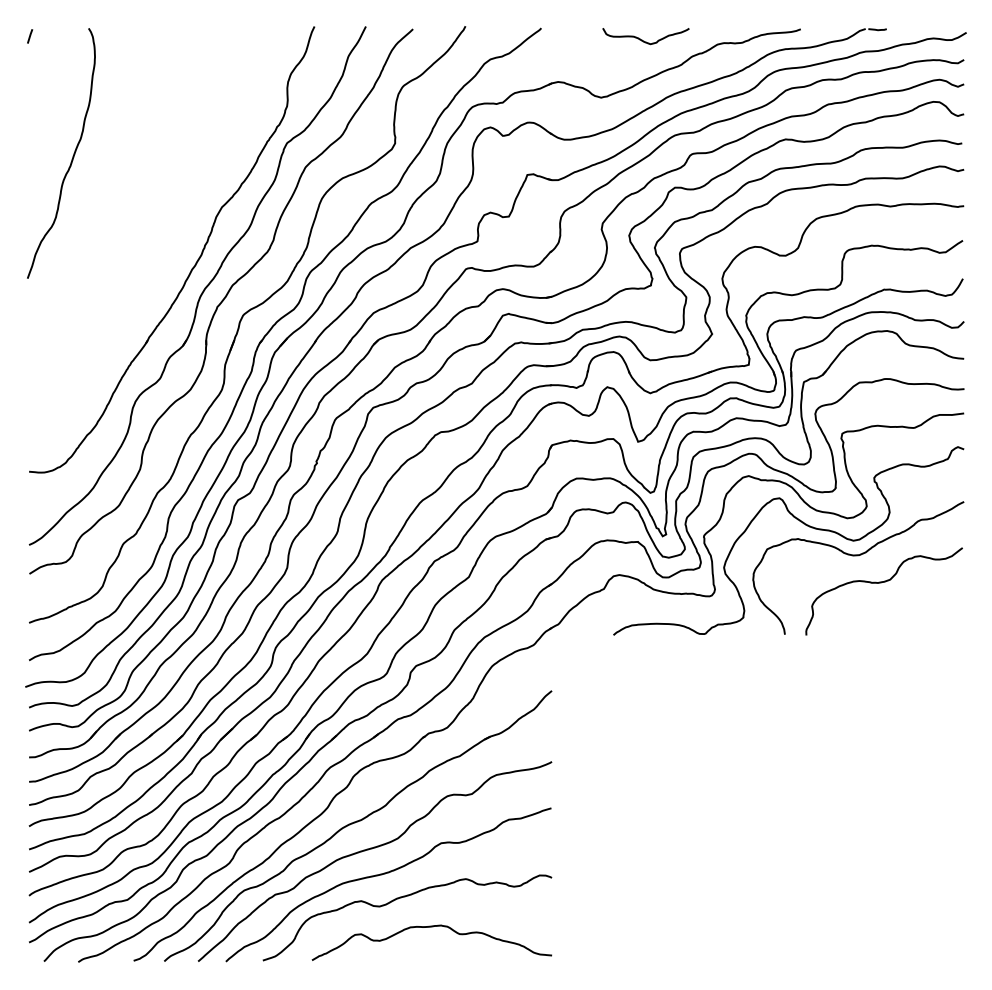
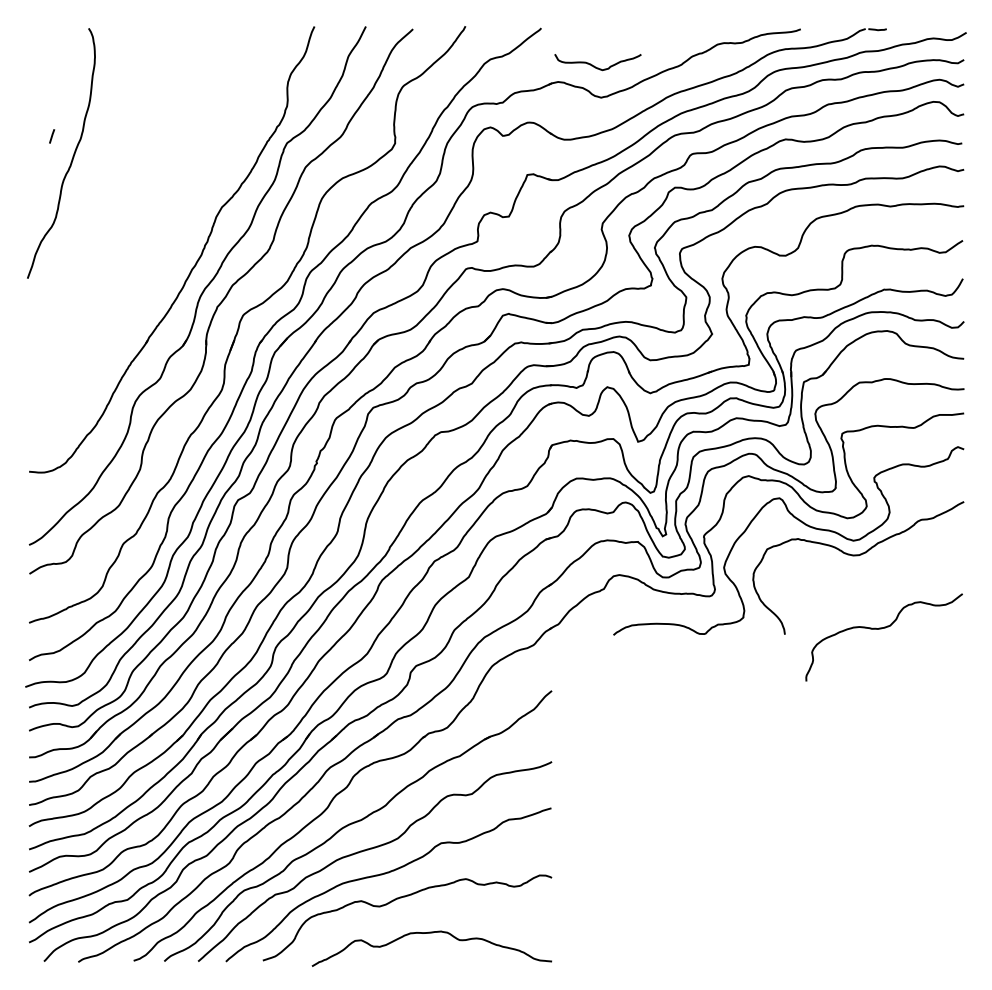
line position: (30, 36) -> (52, 136) (52, 136)
curve position: (642, 39) -> (594, 65) (594, 65)
curve position: (881, 583) -> (881, 629) (881, 629)
curve position: (431, 927) -> (431, 933) (431, 933)
